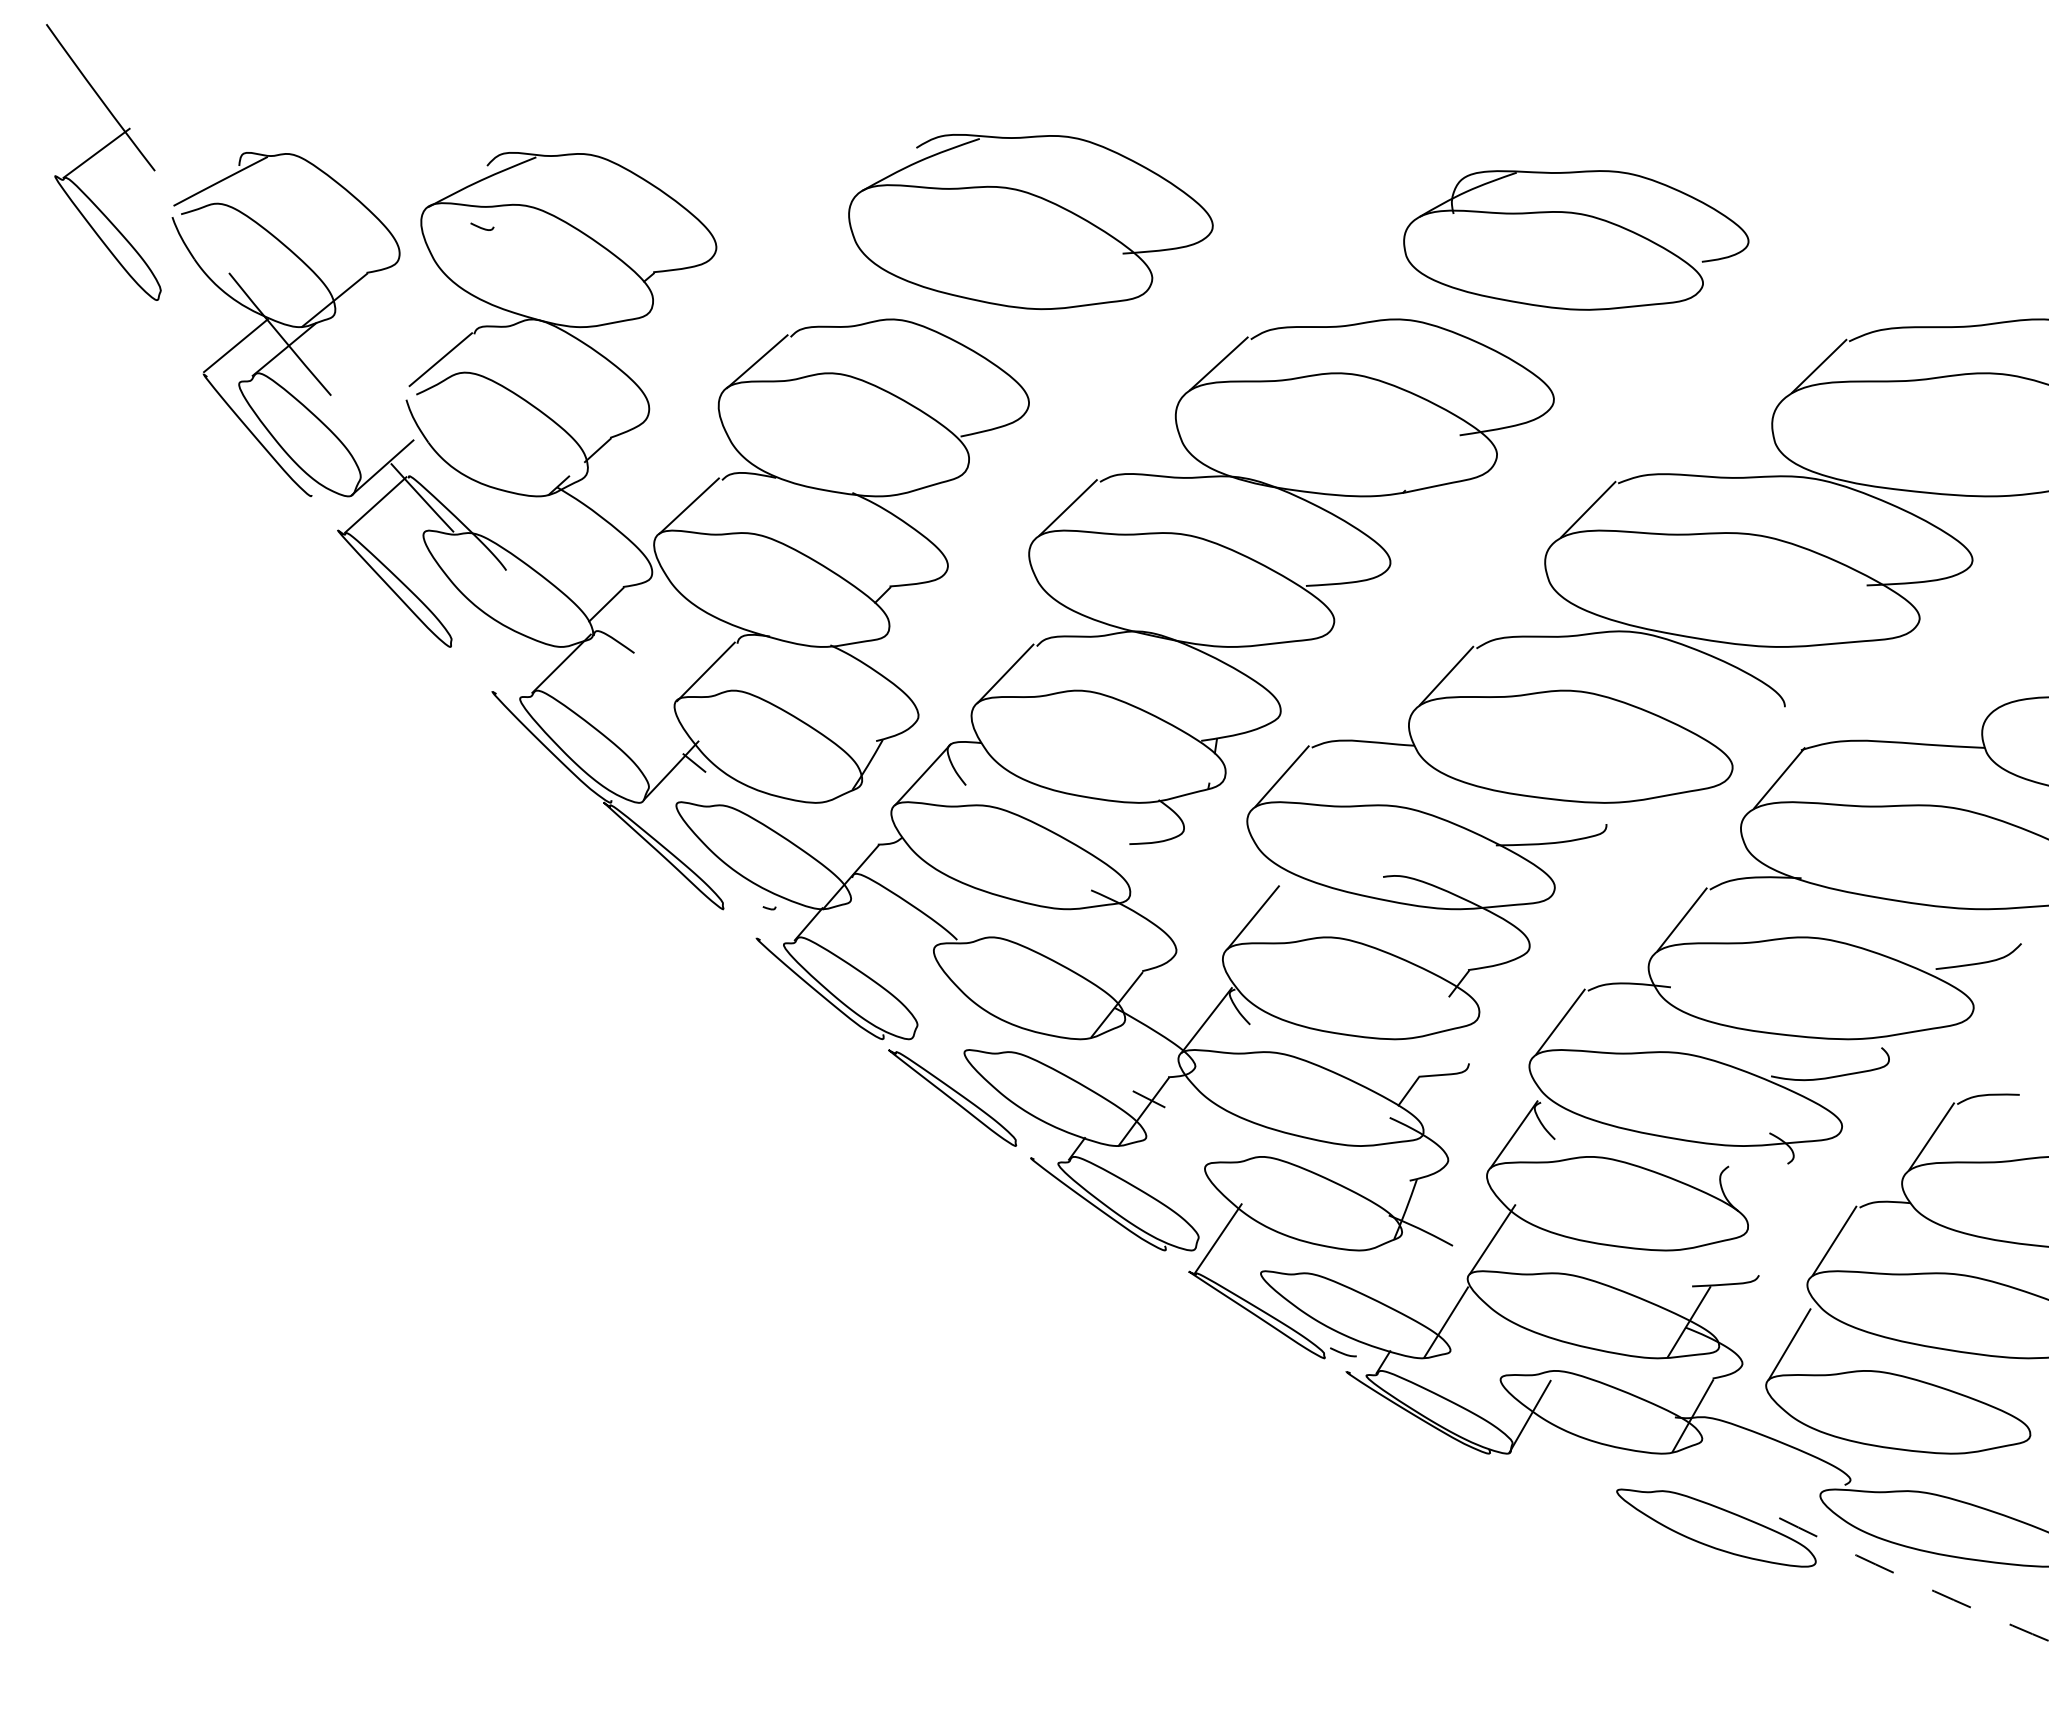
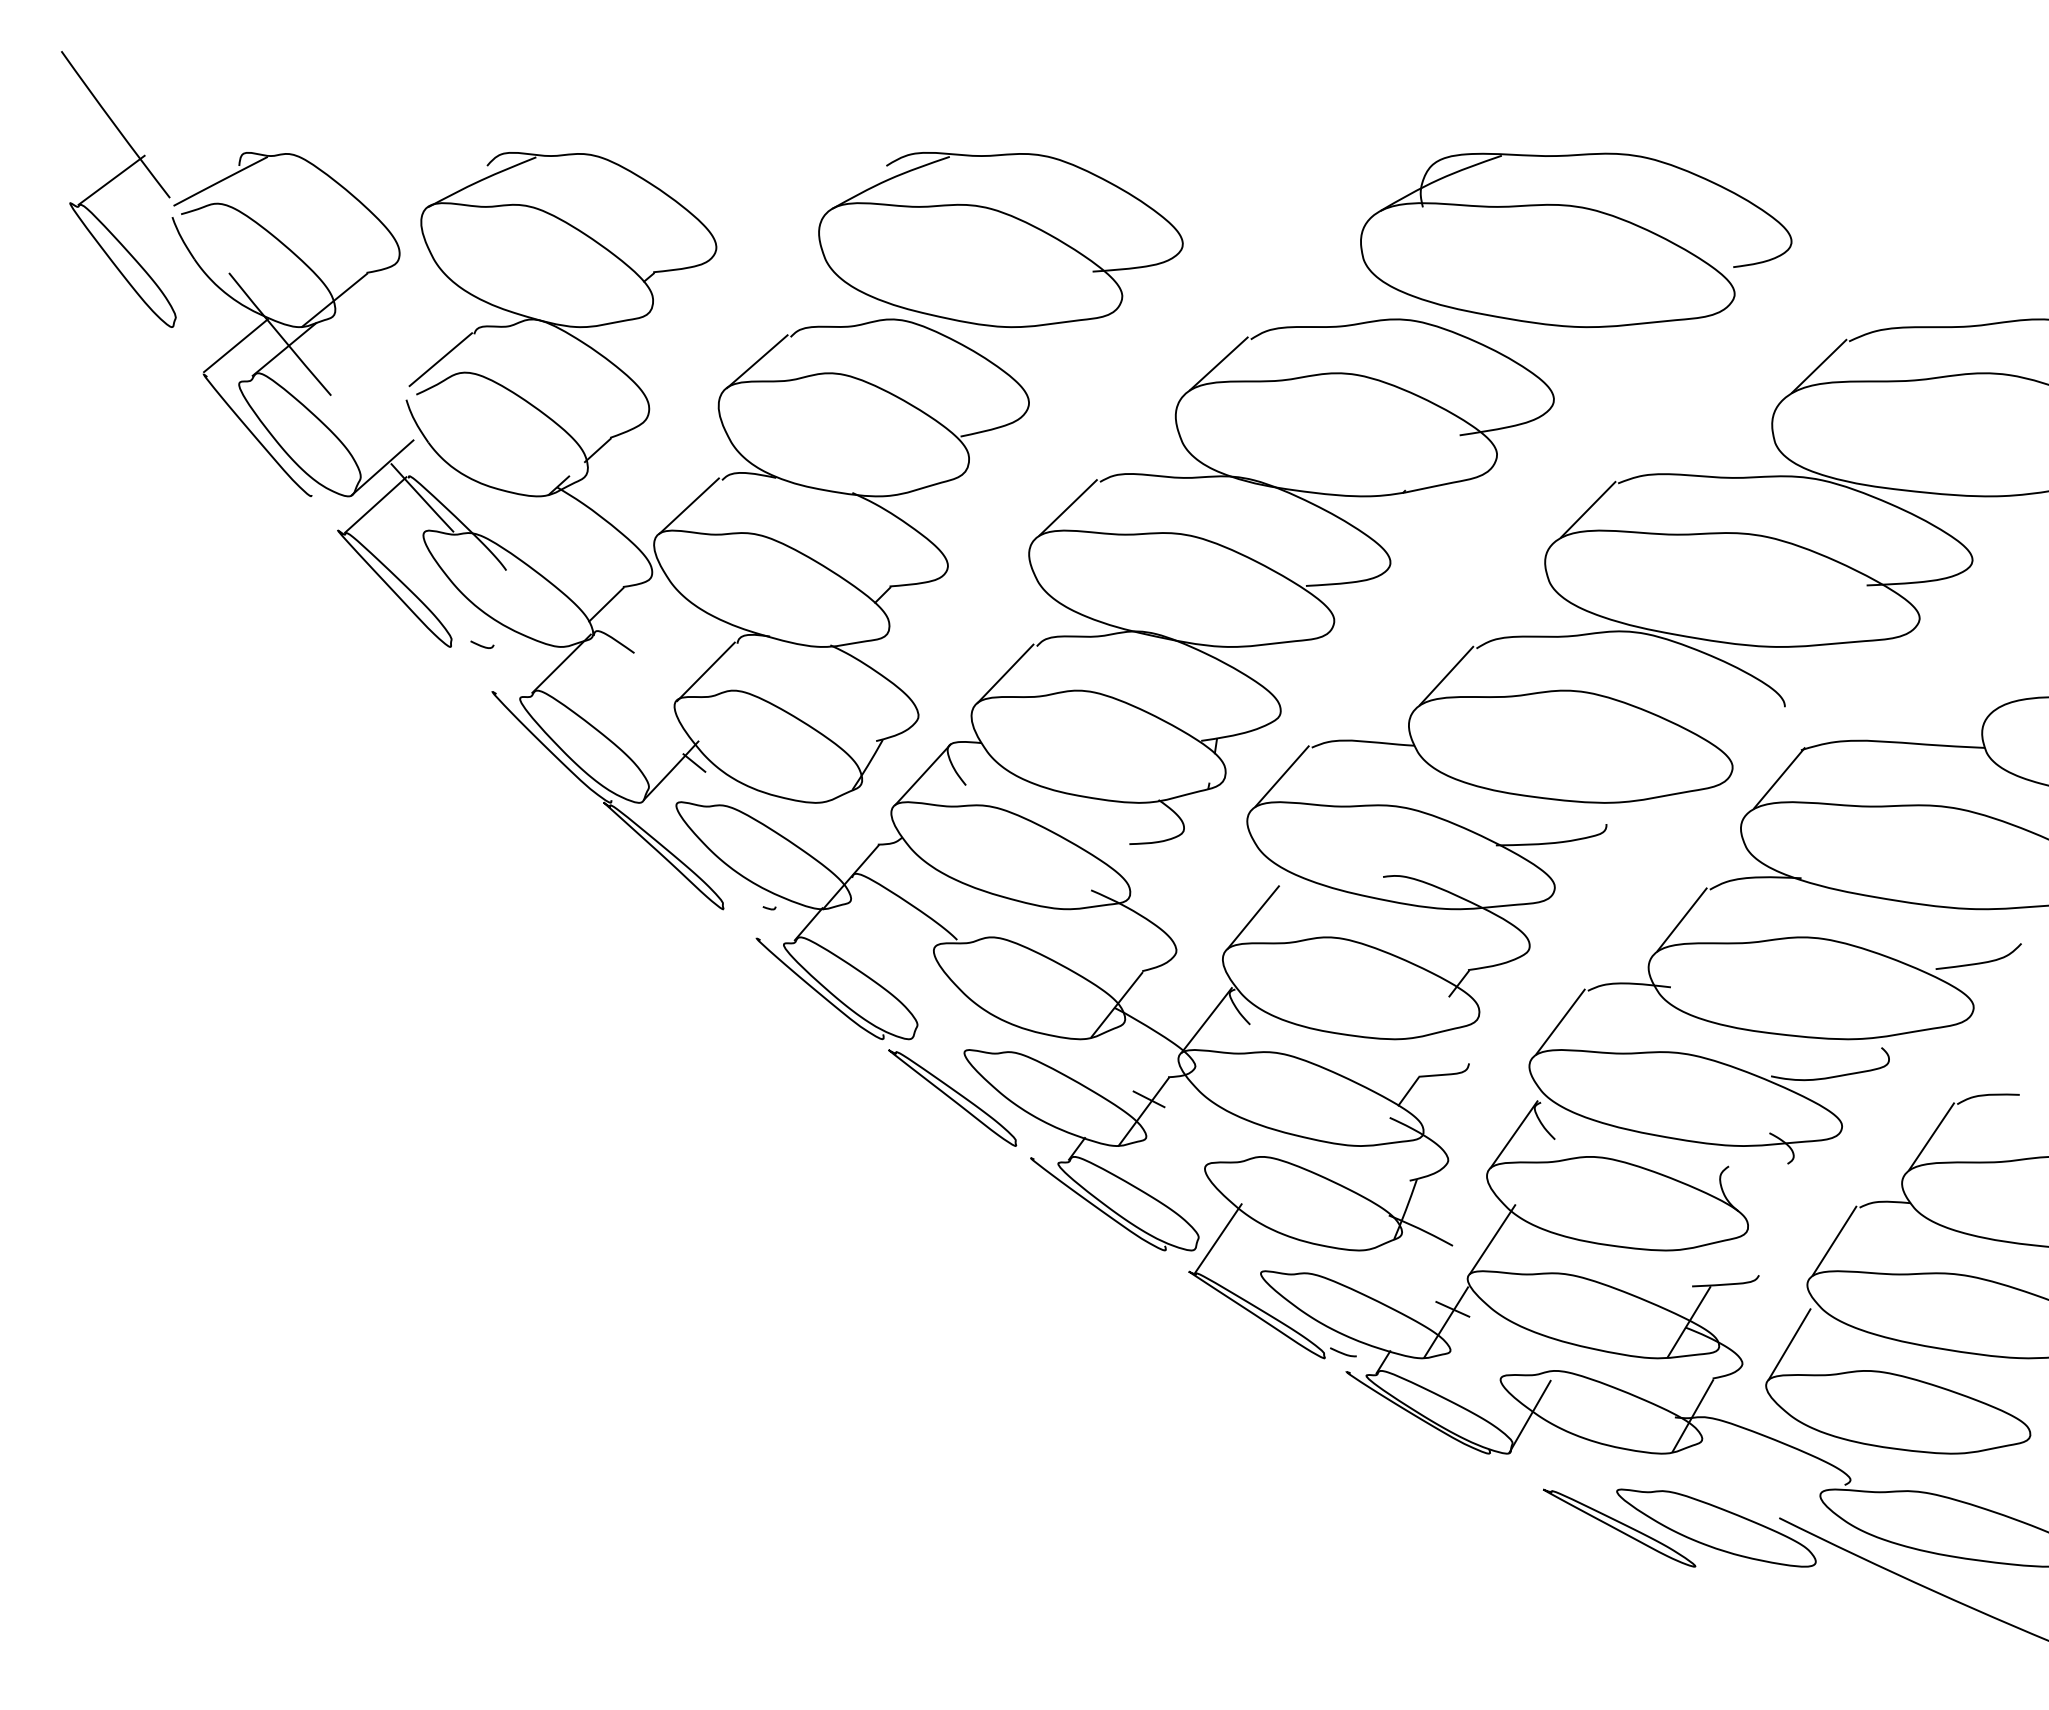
part position: (98, 153) -> (113, 180) (113, 180)
part position: (1030, 222) -> (1000, 240) (1000, 240)
curve position: (482, 227) -> (482, 645) (482, 645)
part size: 347x141 px -> 433x177 px (1576, 240)
line: none -> present (1452, 1308)
part: none -> present (1619, 1527)
arc: dashed -> solid (1913, 1581)
